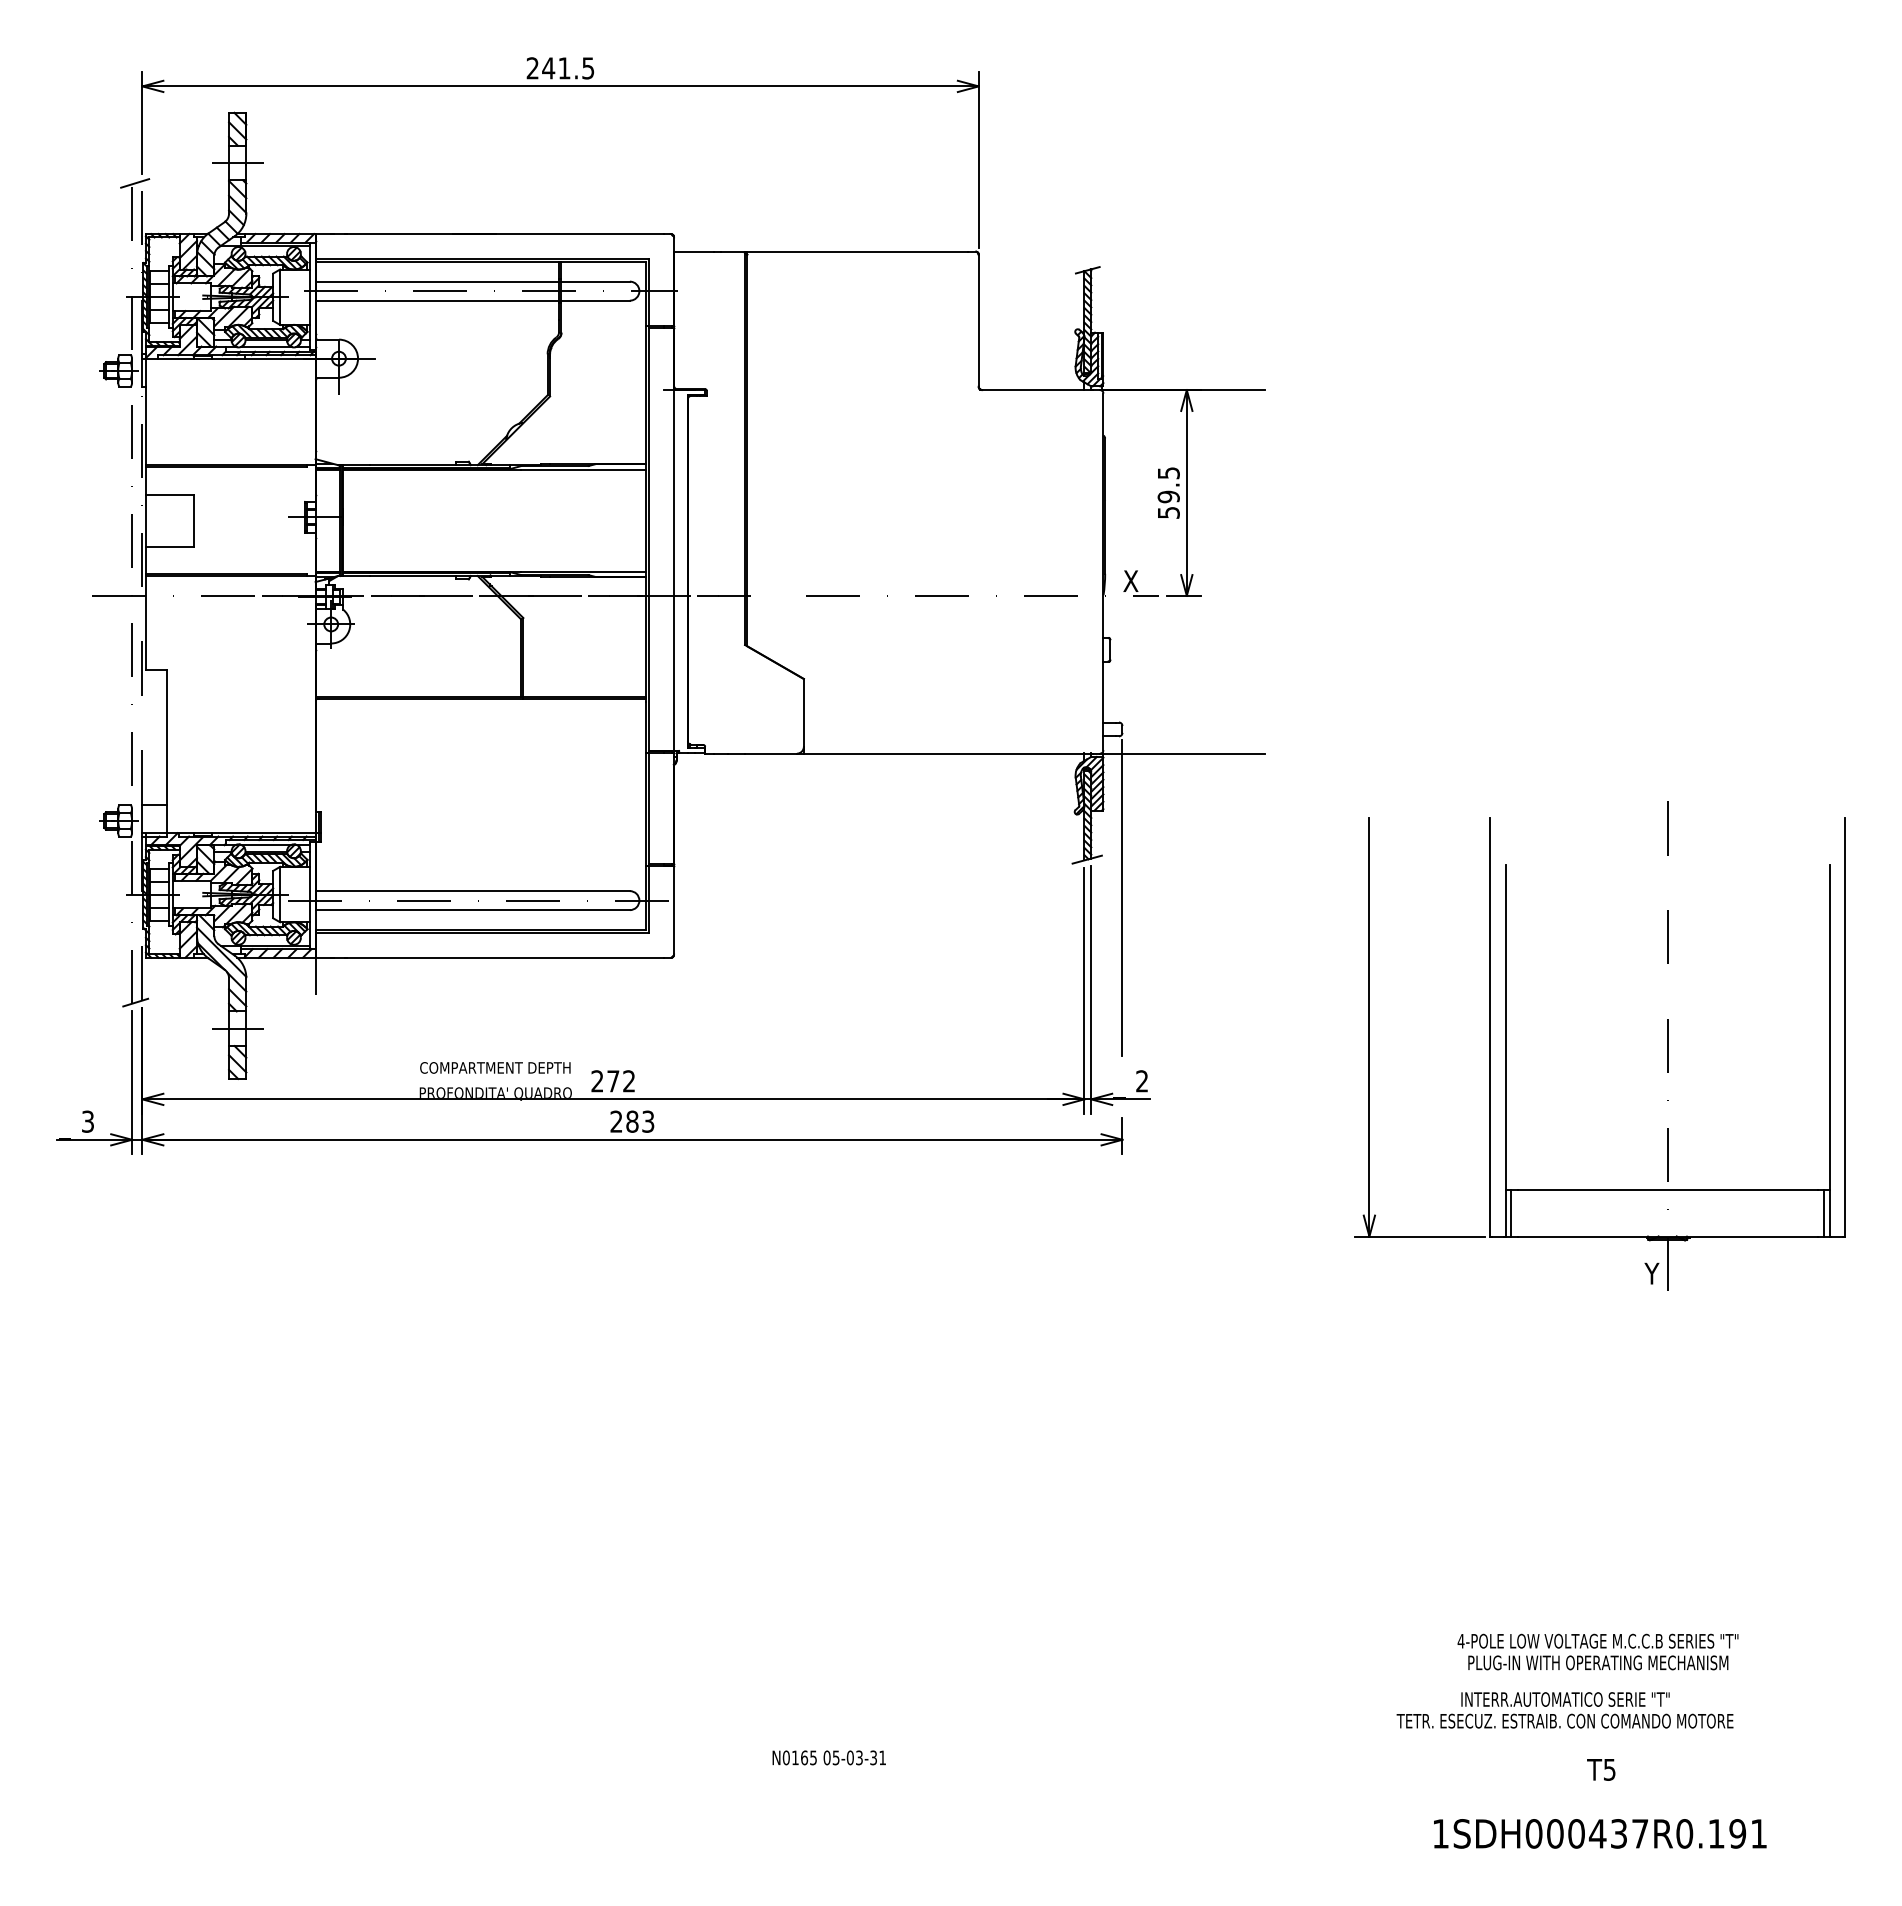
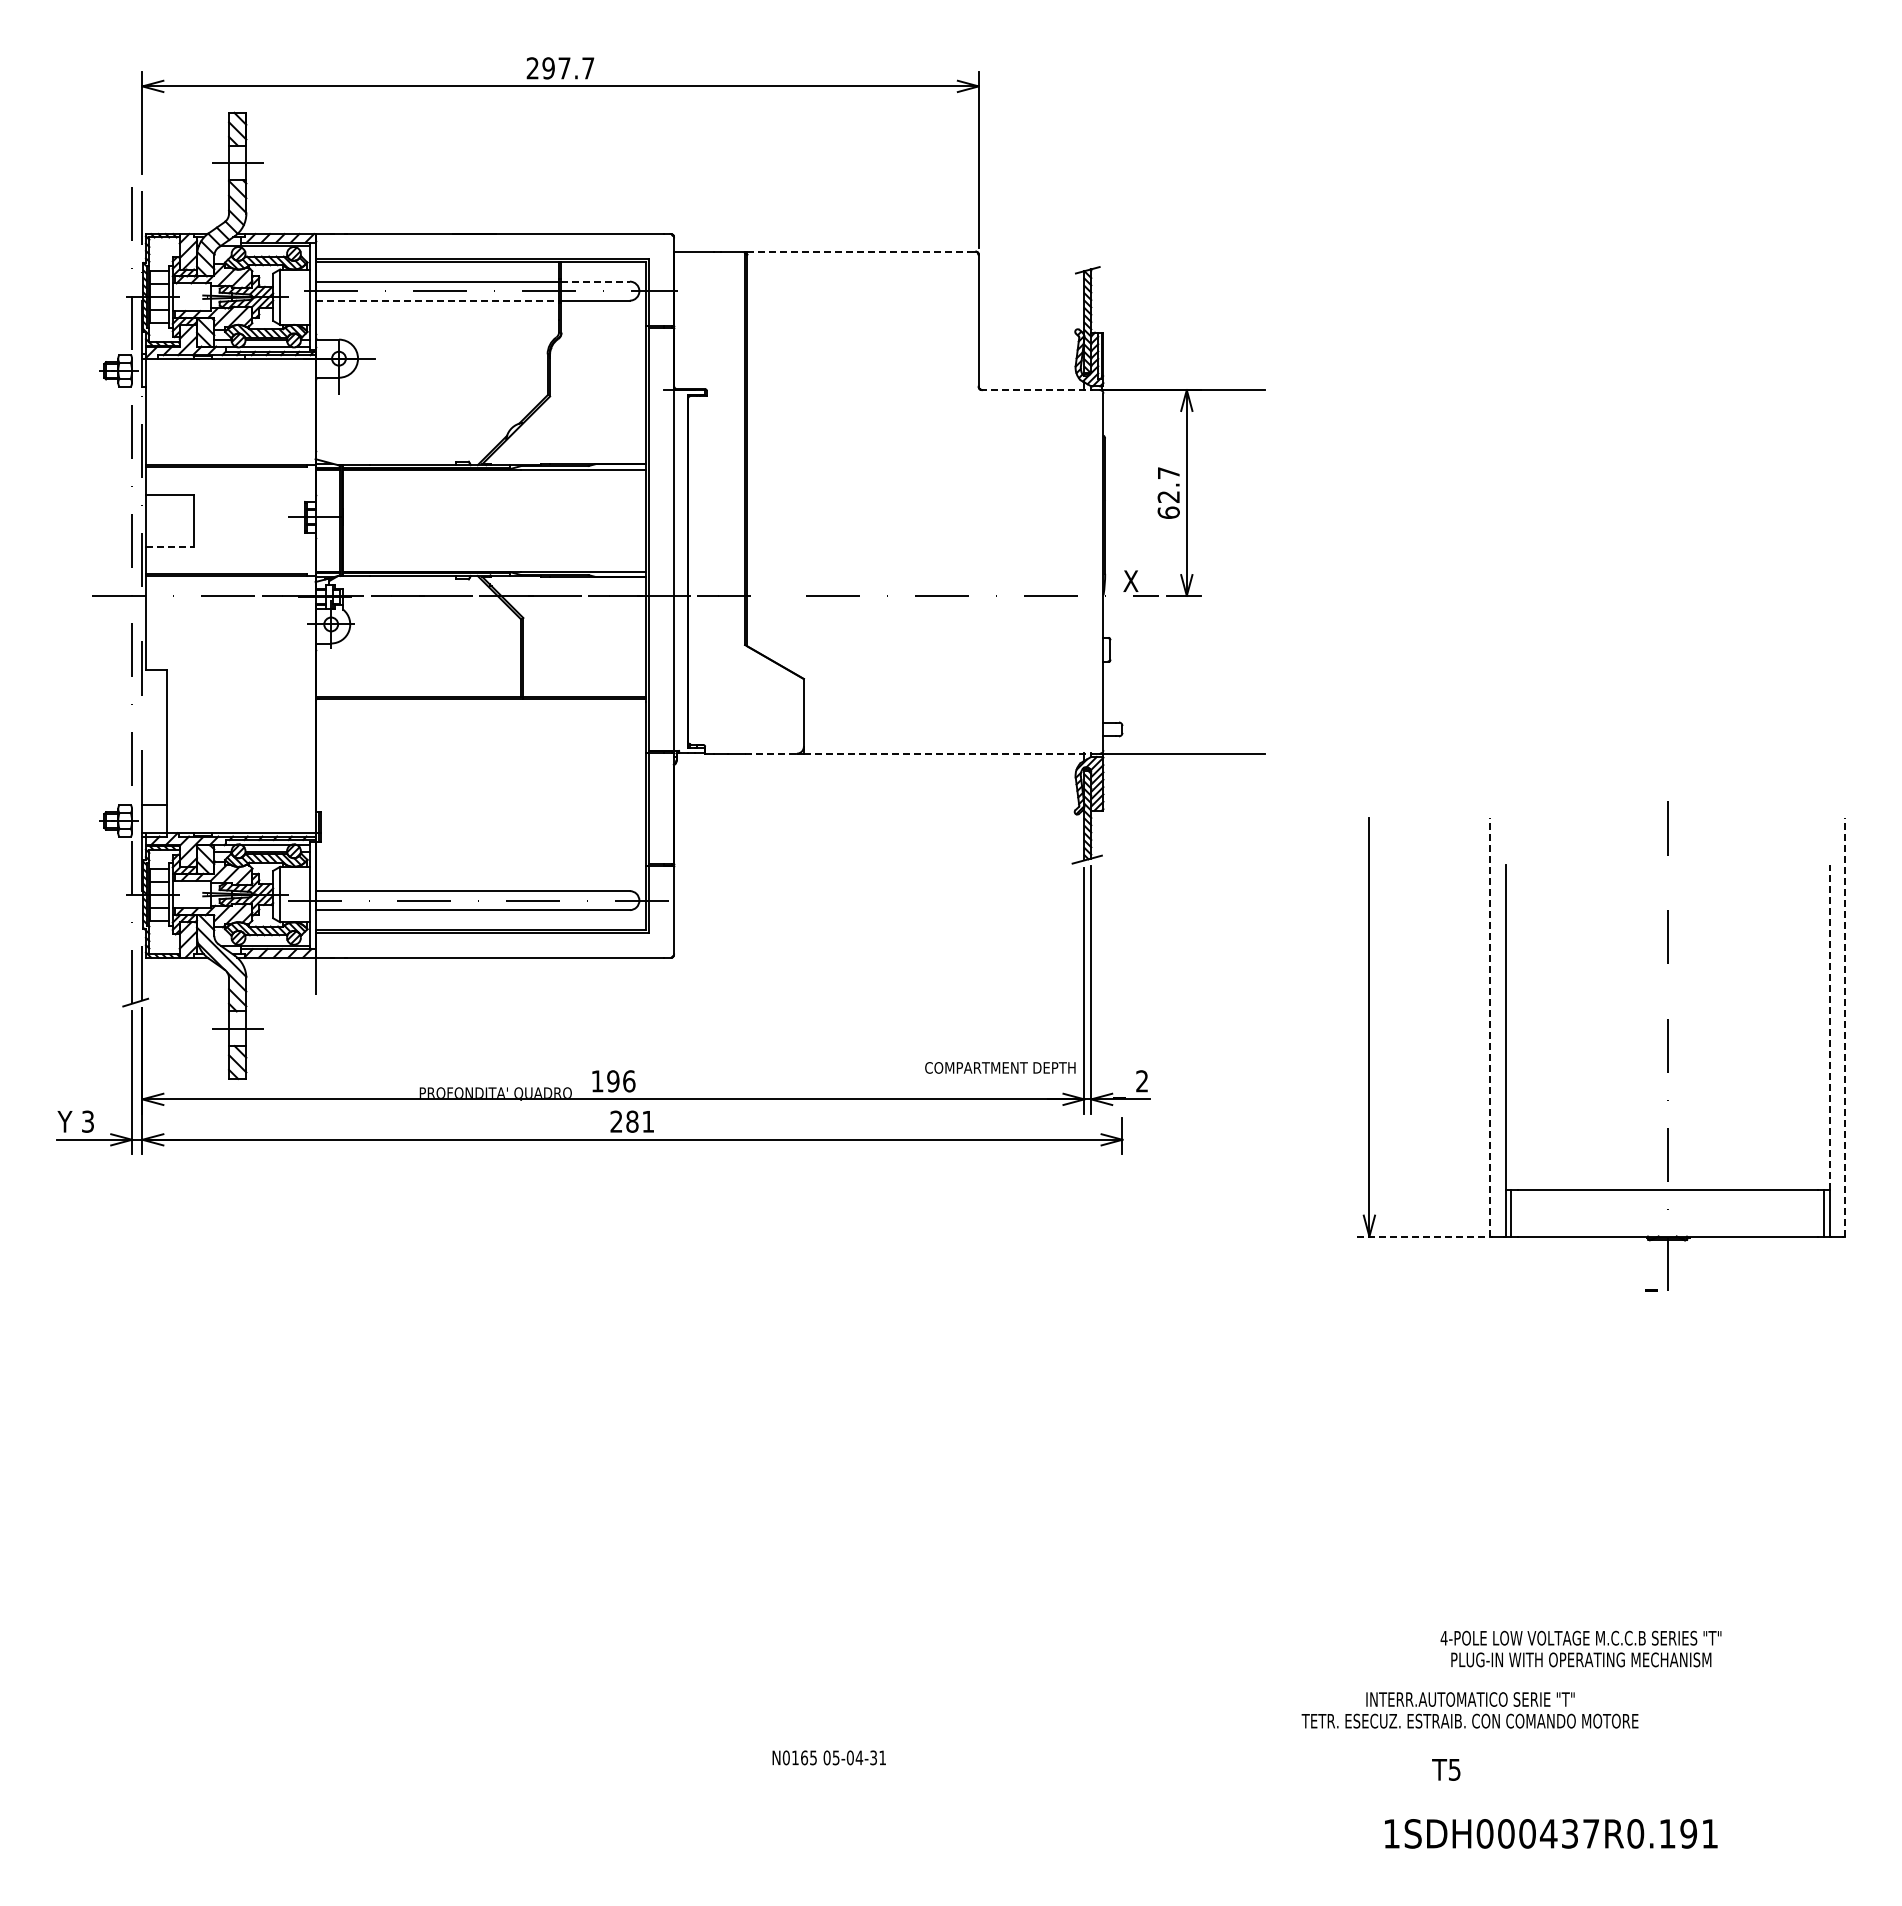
text: 241.5 -> 297.7 (568, 68)
line: present -> none (135, 183)
line: solid -> dashed (858, 251)
line: solid -> dashed (596, 281)
line: solid -> dashed (437, 300)
line: solid -> dashed (1037, 390)
text: 59.5 -> 62.7 (1168, 492)
line: solid -> dashed (169, 546)
line: solid -> dashed (770, 753)
line: solid -> dashed (948, 753)
line: present -> none (1122, 898)
line: solid -> dashed (1490, 1026)
line: solid -> dashed (1829, 1026)
line: solid -> dashed (1844, 1026)
text position: (495, 1067) -> (1000, 1067) (1000, 1067)
text: 272 -> 196 (613, 1081)
text: 283 -> 281 (648, 1121)
text: _ -> Y (64, 1124)
line: solid -> dashed (1419, 1236)
text: Y -> _ (1651, 1276)
text position: (1597, 1651) -> (1580, 1648) (1580, 1648)
text position: (1564, 1710) -> (1469, 1710) (1469, 1710)
text: 05-03-31 -> 05-04-31 (859, 1757)
text position: (1601, 1769) -> (1446, 1769) (1446, 1769)
text position: (1600, 1833) -> (1551, 1833) (1551, 1833)
